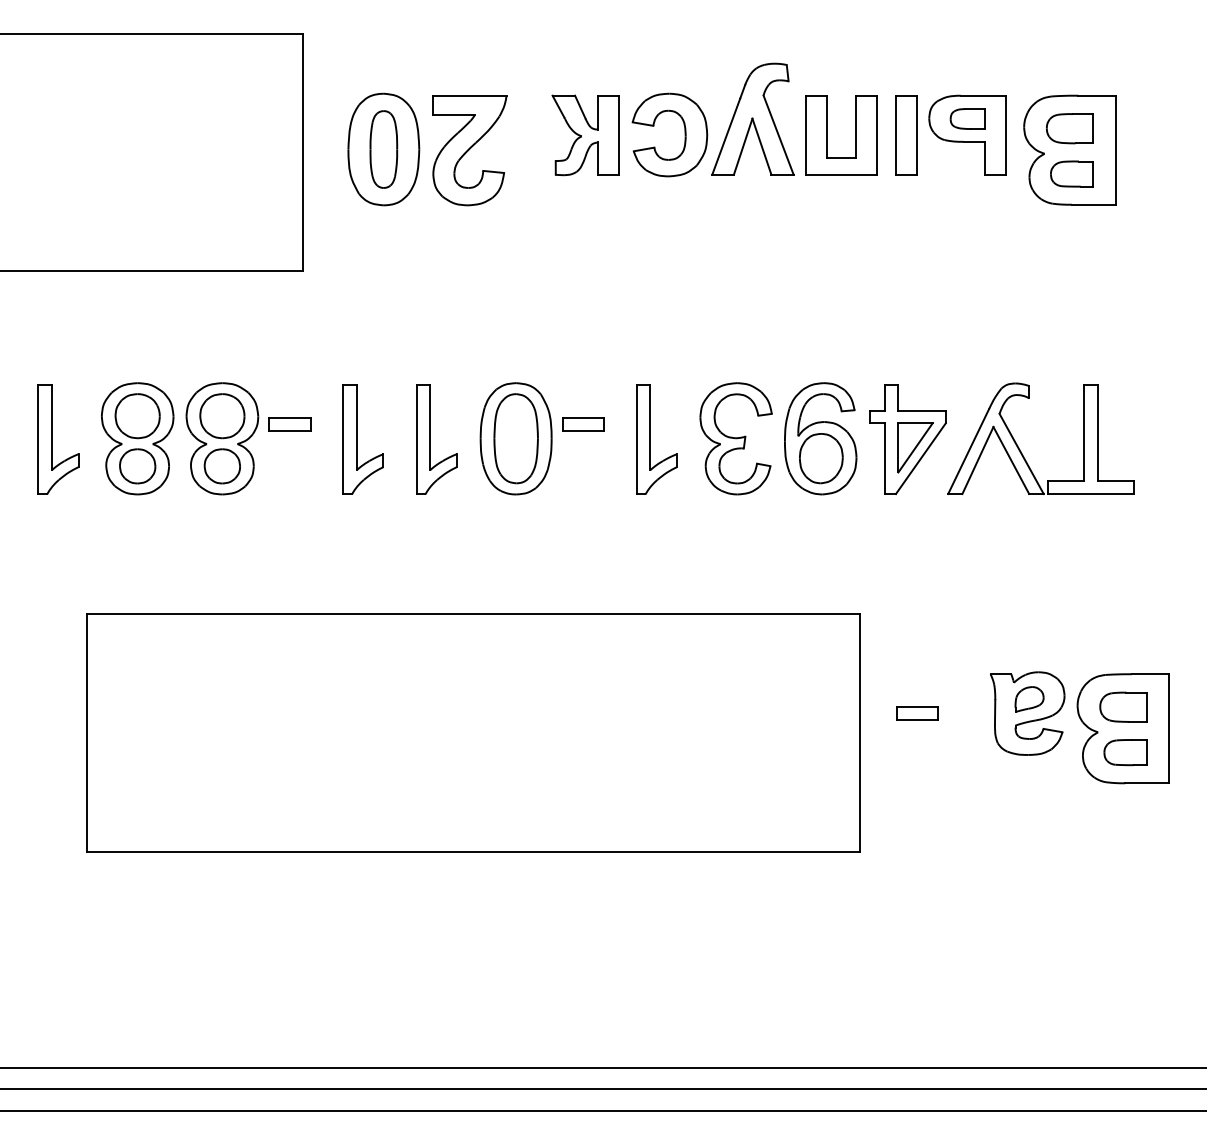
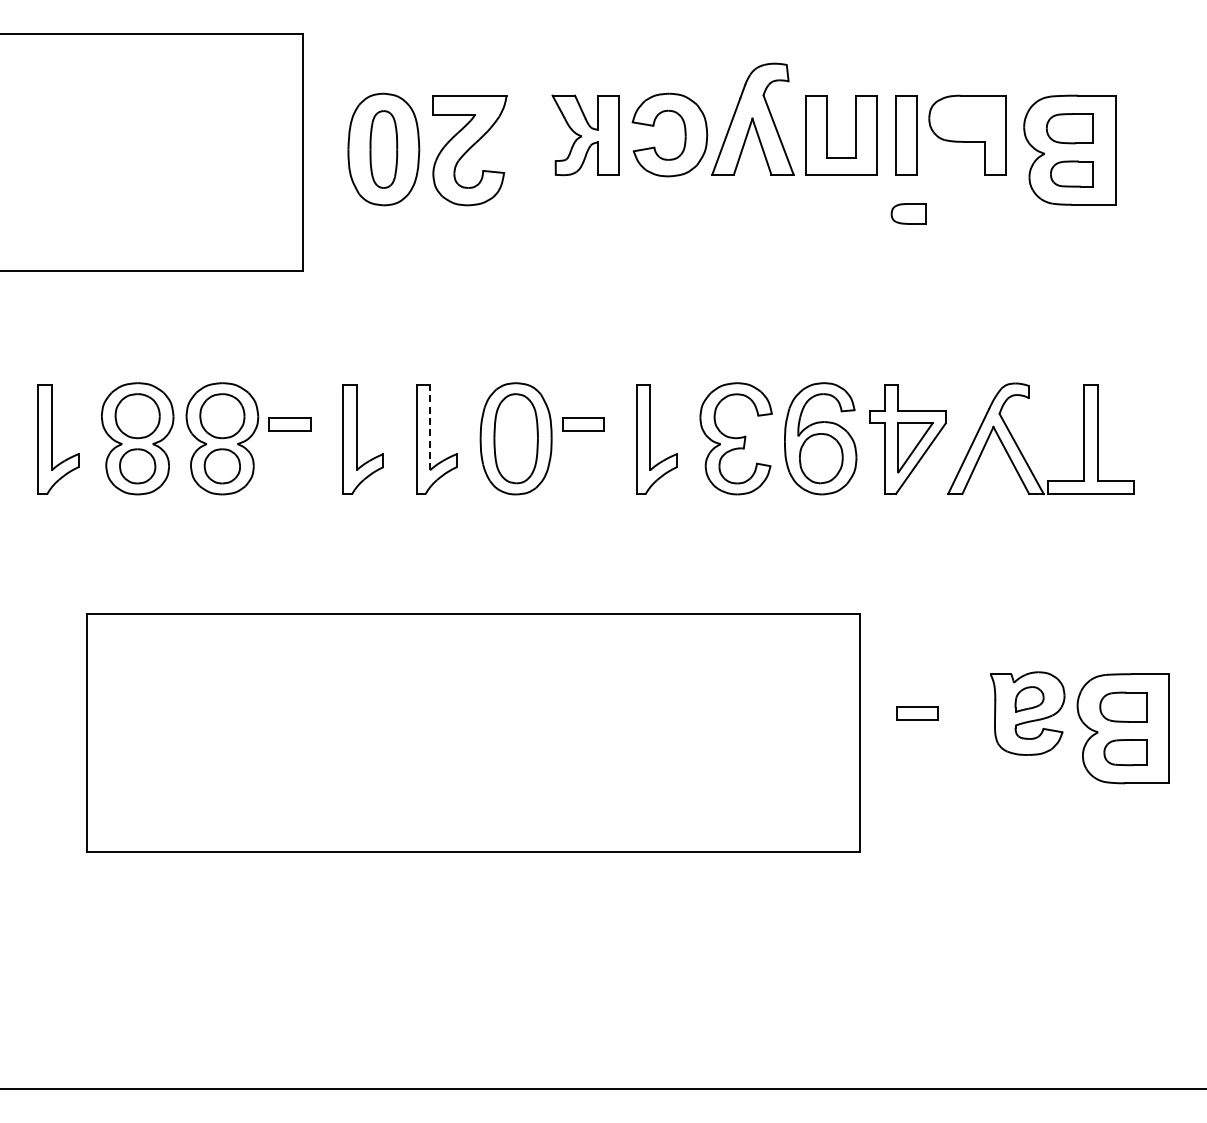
part position: (967, 118) -> (908, 213) (908, 213)
line: solid -> dashed (430, 427)
line: present -> none (602, 1067)
line: present -> none (602, 1110)
